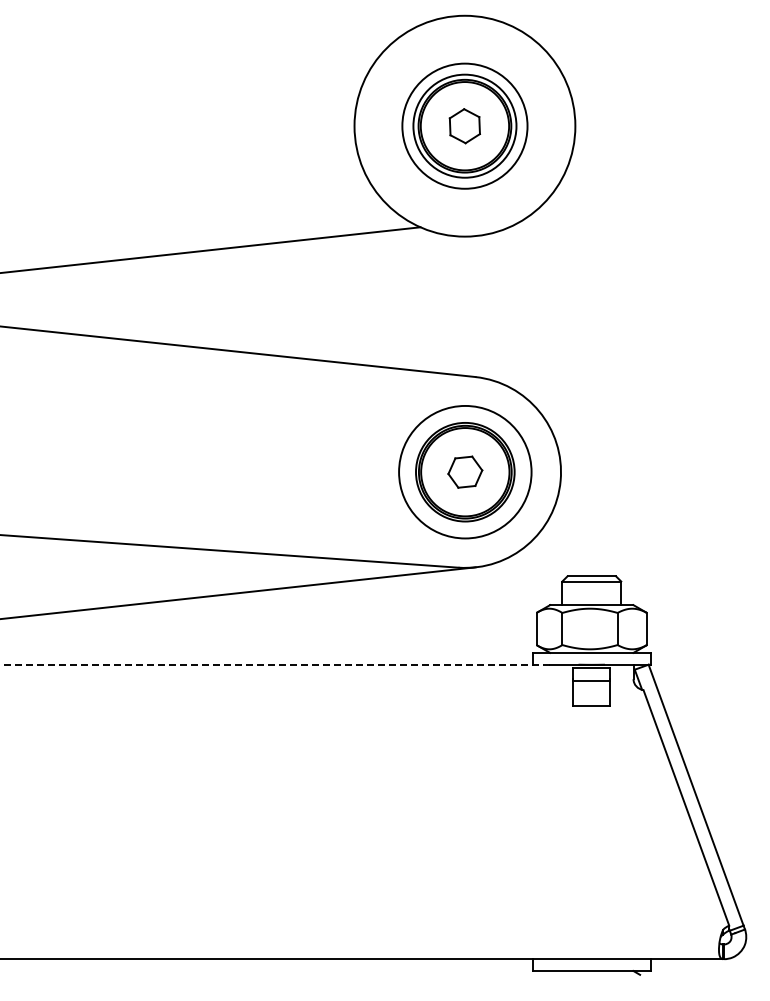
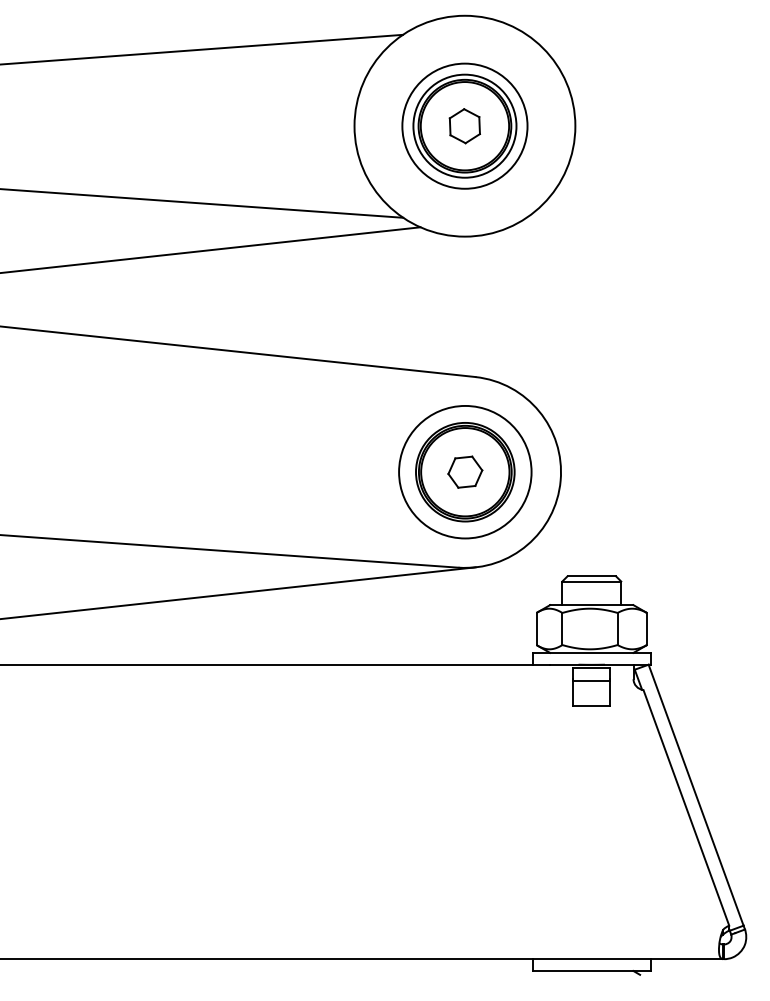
line: none -> present (202, 49)
line: none -> present (202, 203)
line: dashed -> solid (274, 664)
